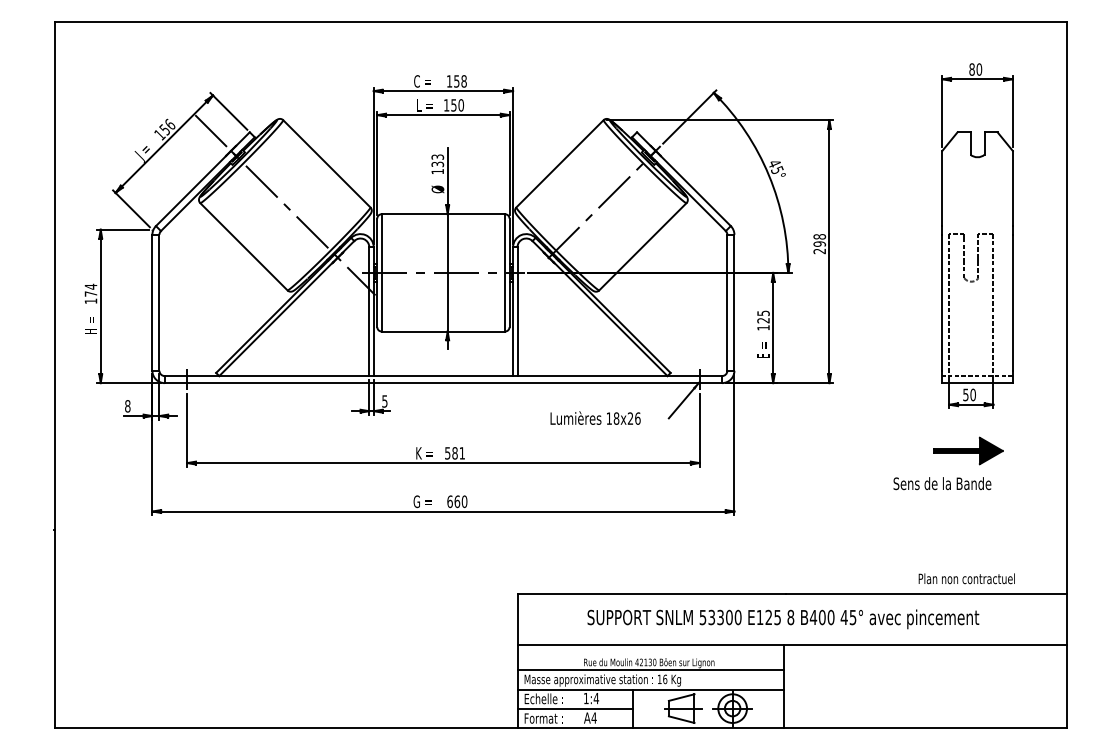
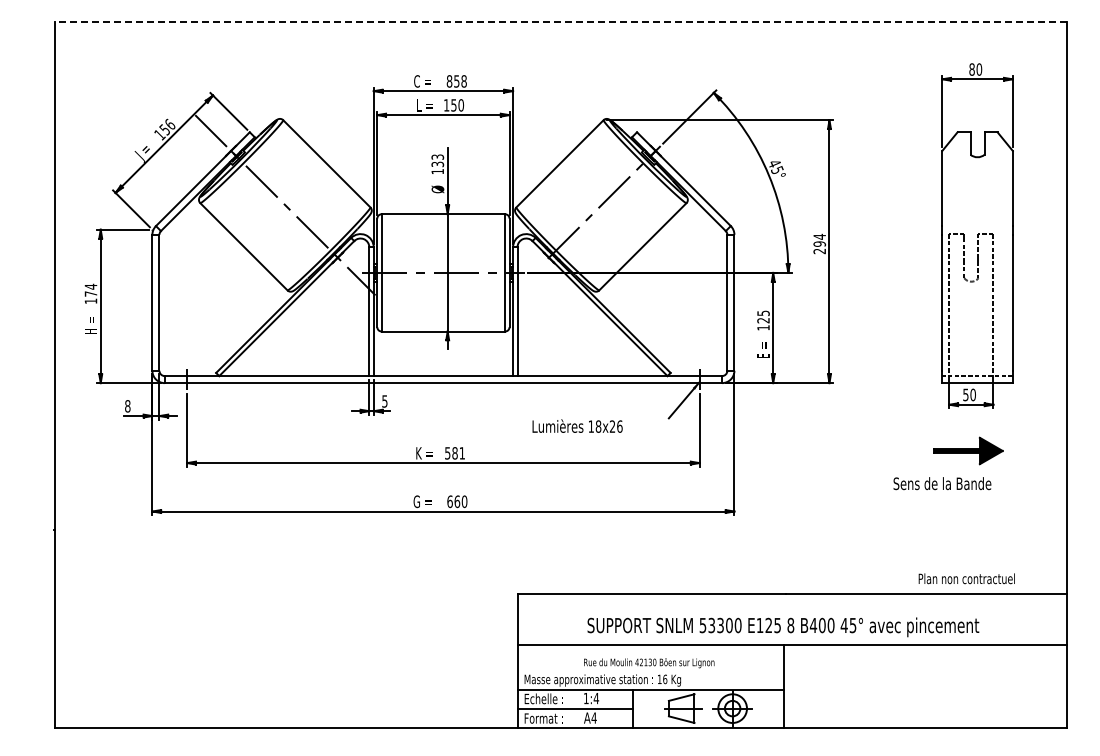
line: solid -> dashed (560, 22)
text: 158 -> 858 (449, 81)
text: 298 -> 294 (819, 236)
text position: (595, 417) -> (577, 425) (577, 425)
text position: (783, 619) -> (783, 627) (783, 627)
line: present -> none (650, 670)
